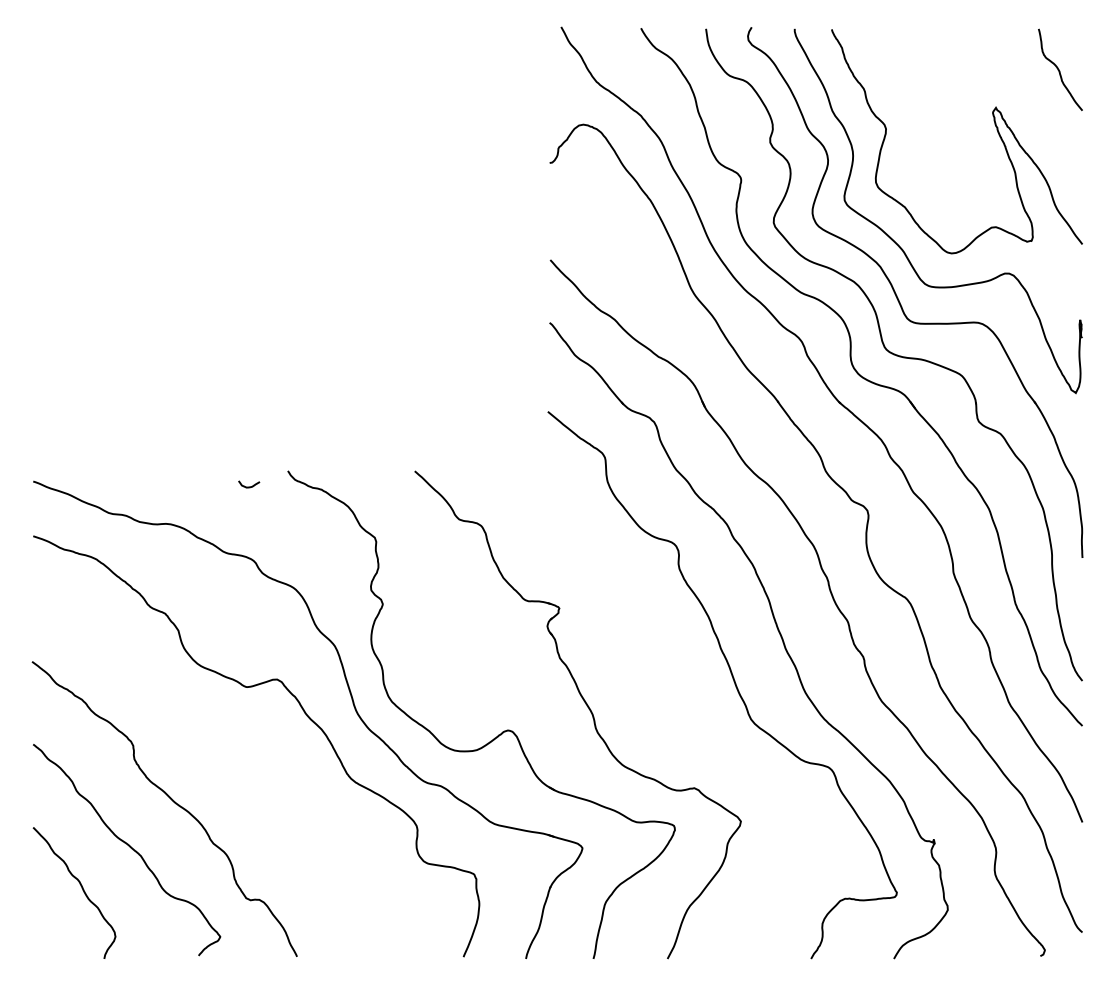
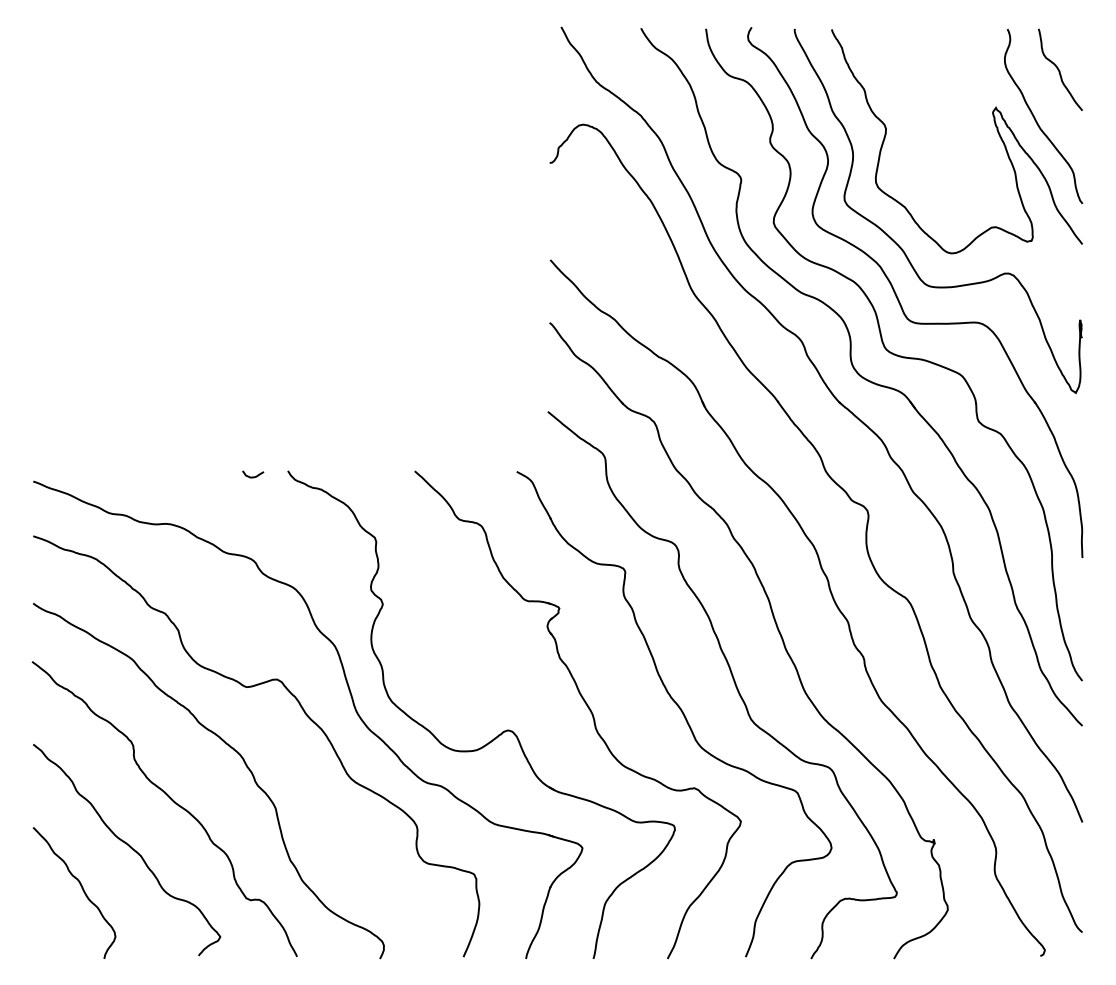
curve: none -> present (1036, 119)
curve position: (249, 486) -> (253, 476) (253, 476)
part: none -> present (679, 709)
curve: none -> present (234, 751)
